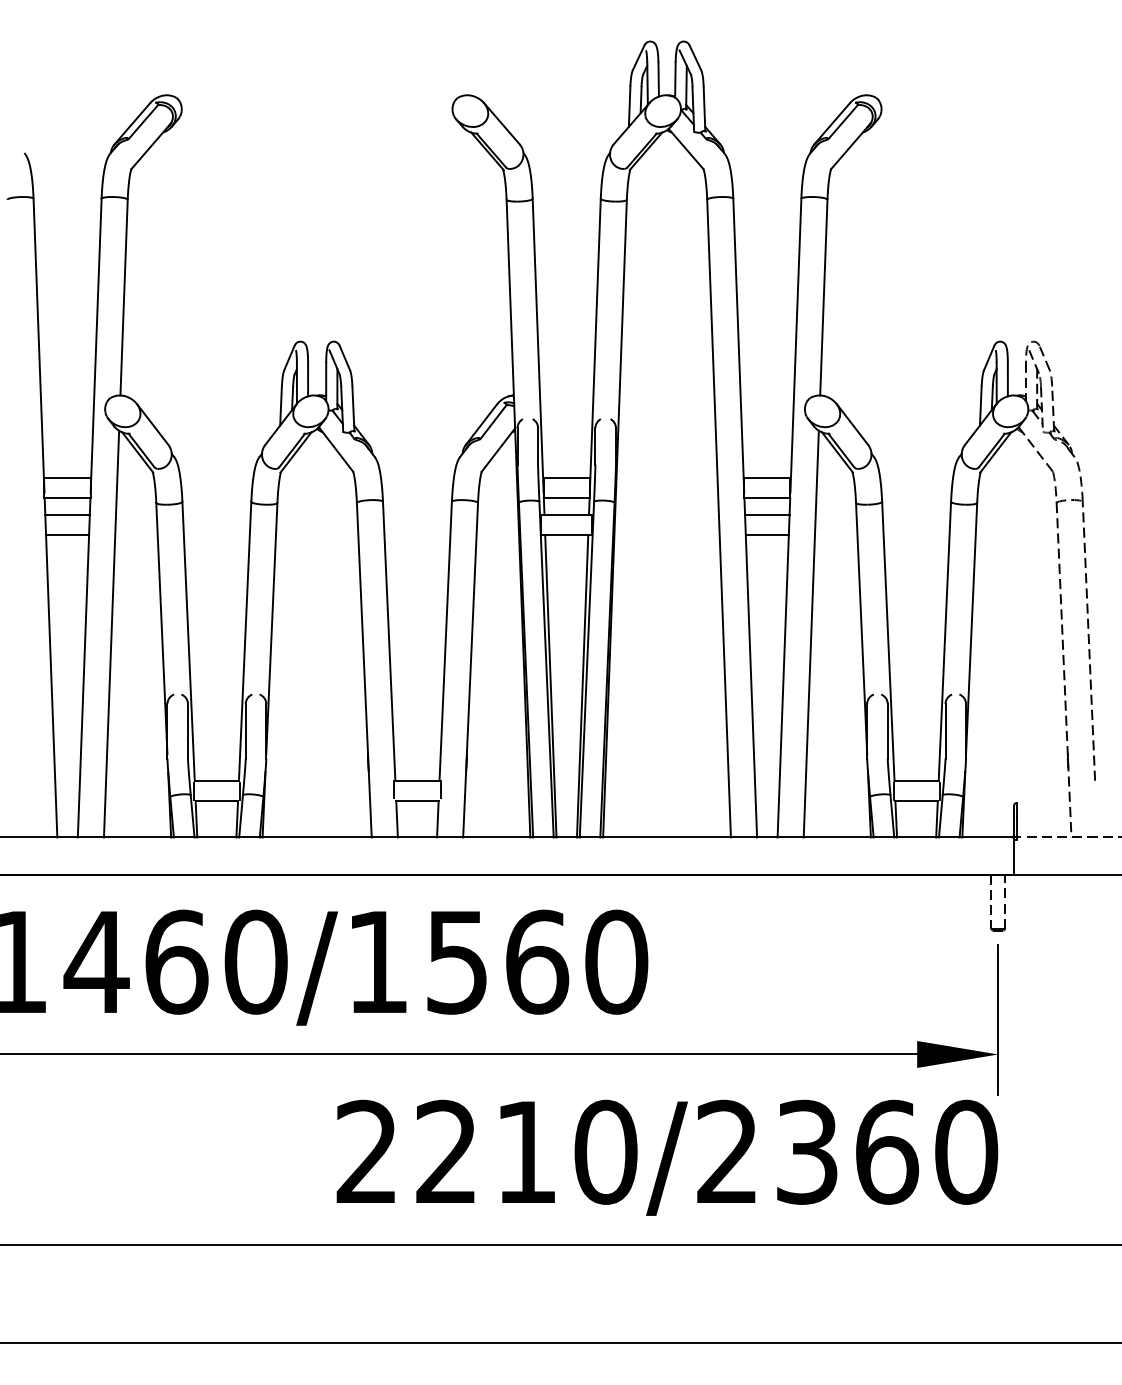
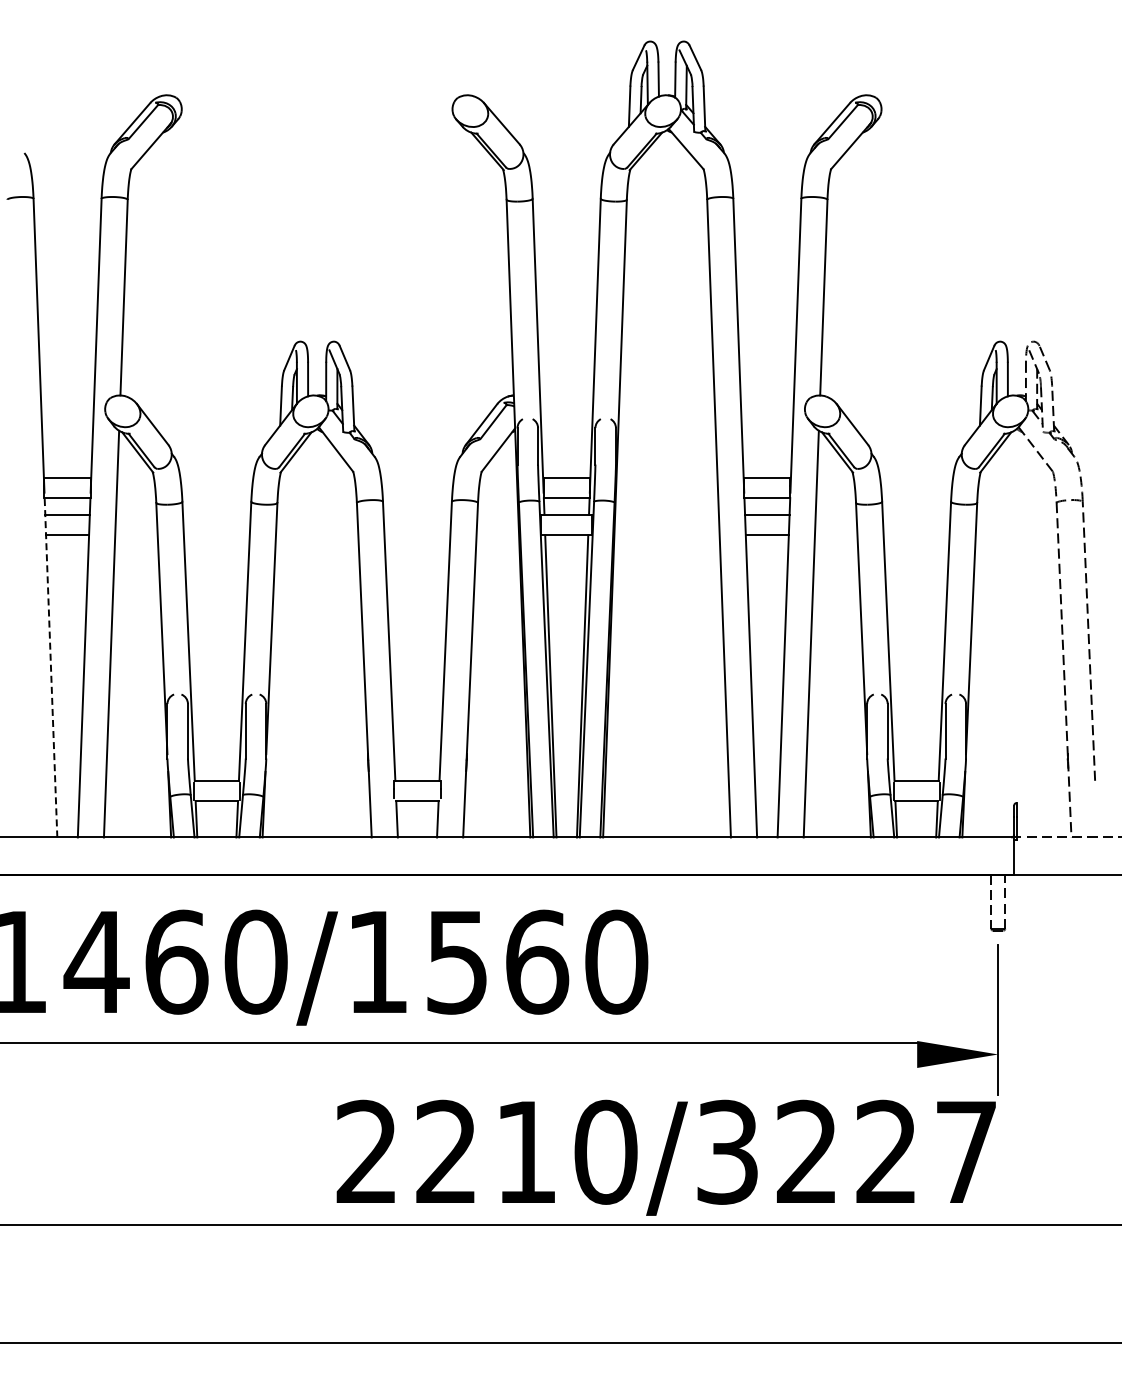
line: solid -> dashed (51, 667)
line position: (459, 1054) -> (459, 1043) (459, 1043)
text: 2210/2360 -> 2210/3227 (847, 1151)
line position: (560, 1244) -> (560, 1224) (560, 1224)
